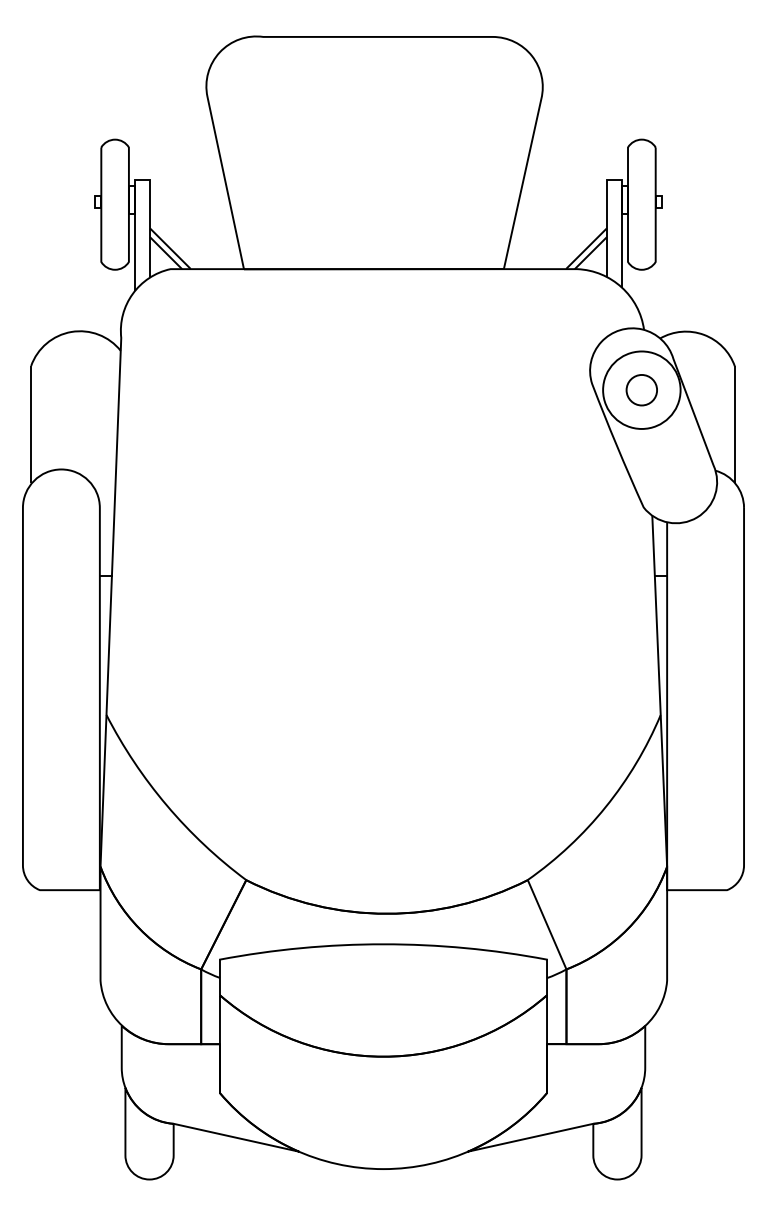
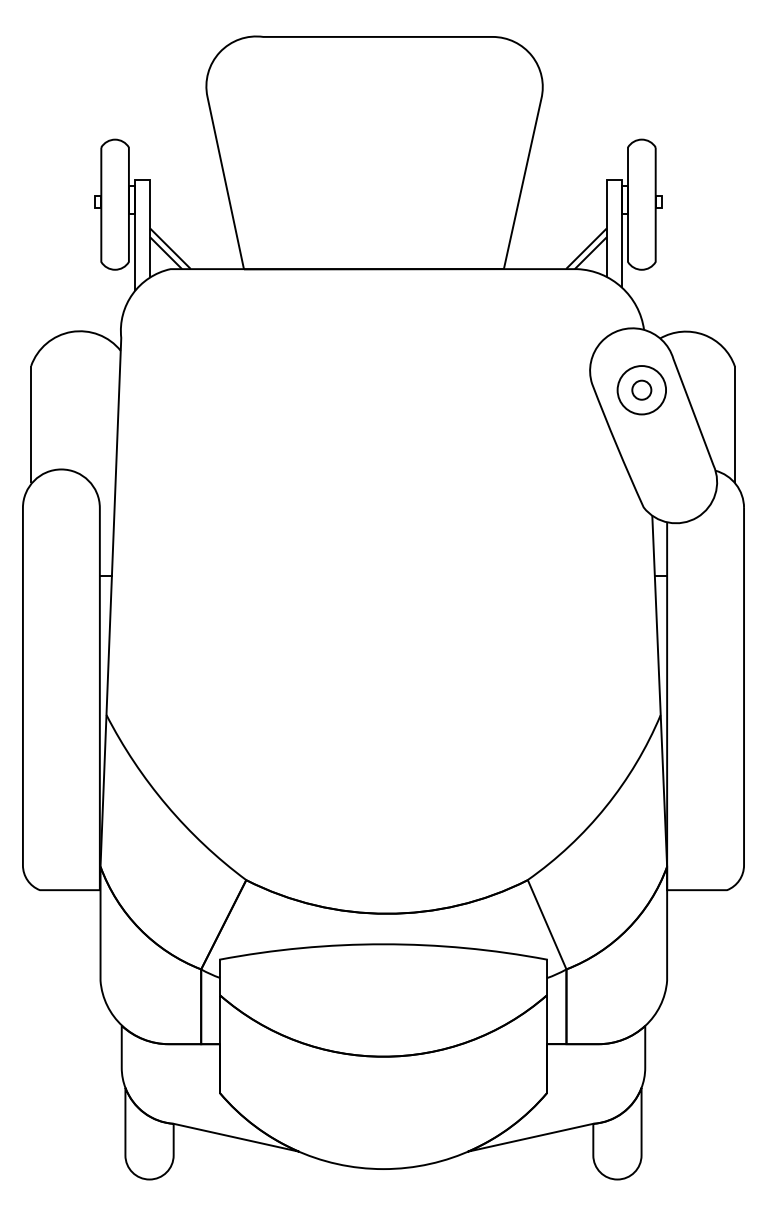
circle diameter: 31 px -> 19 px (641, 389)
circle diameter: 77 px -> 48 px (641, 390)
